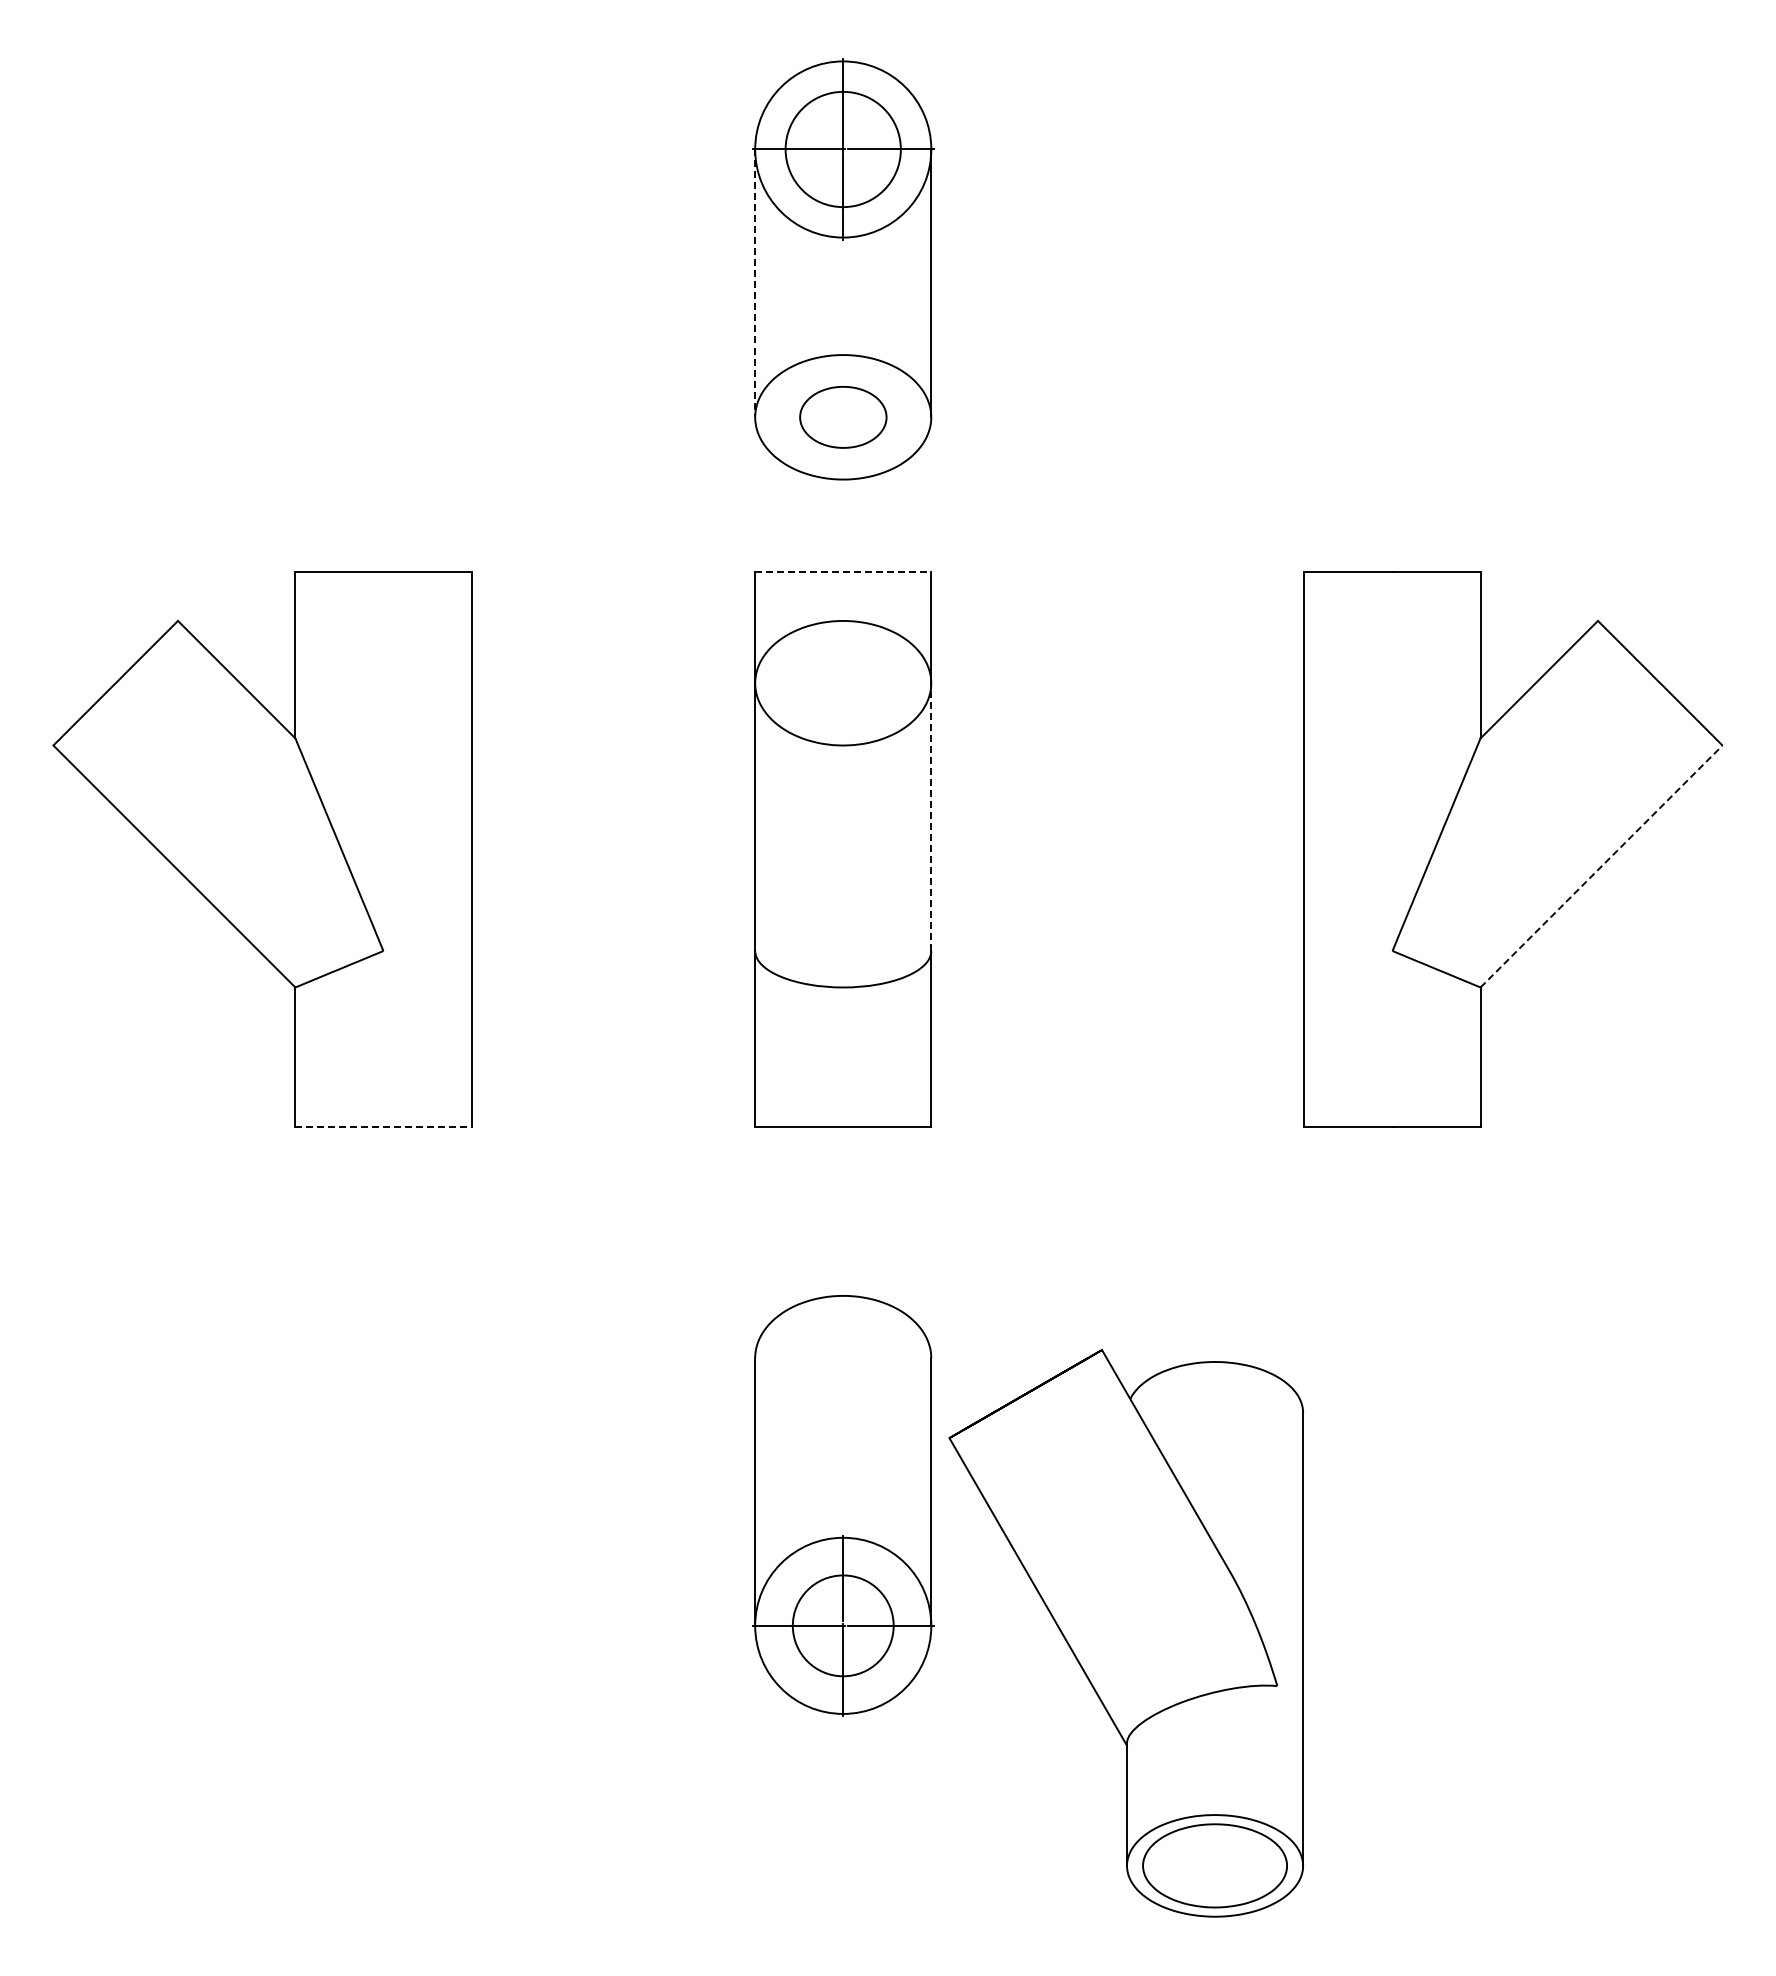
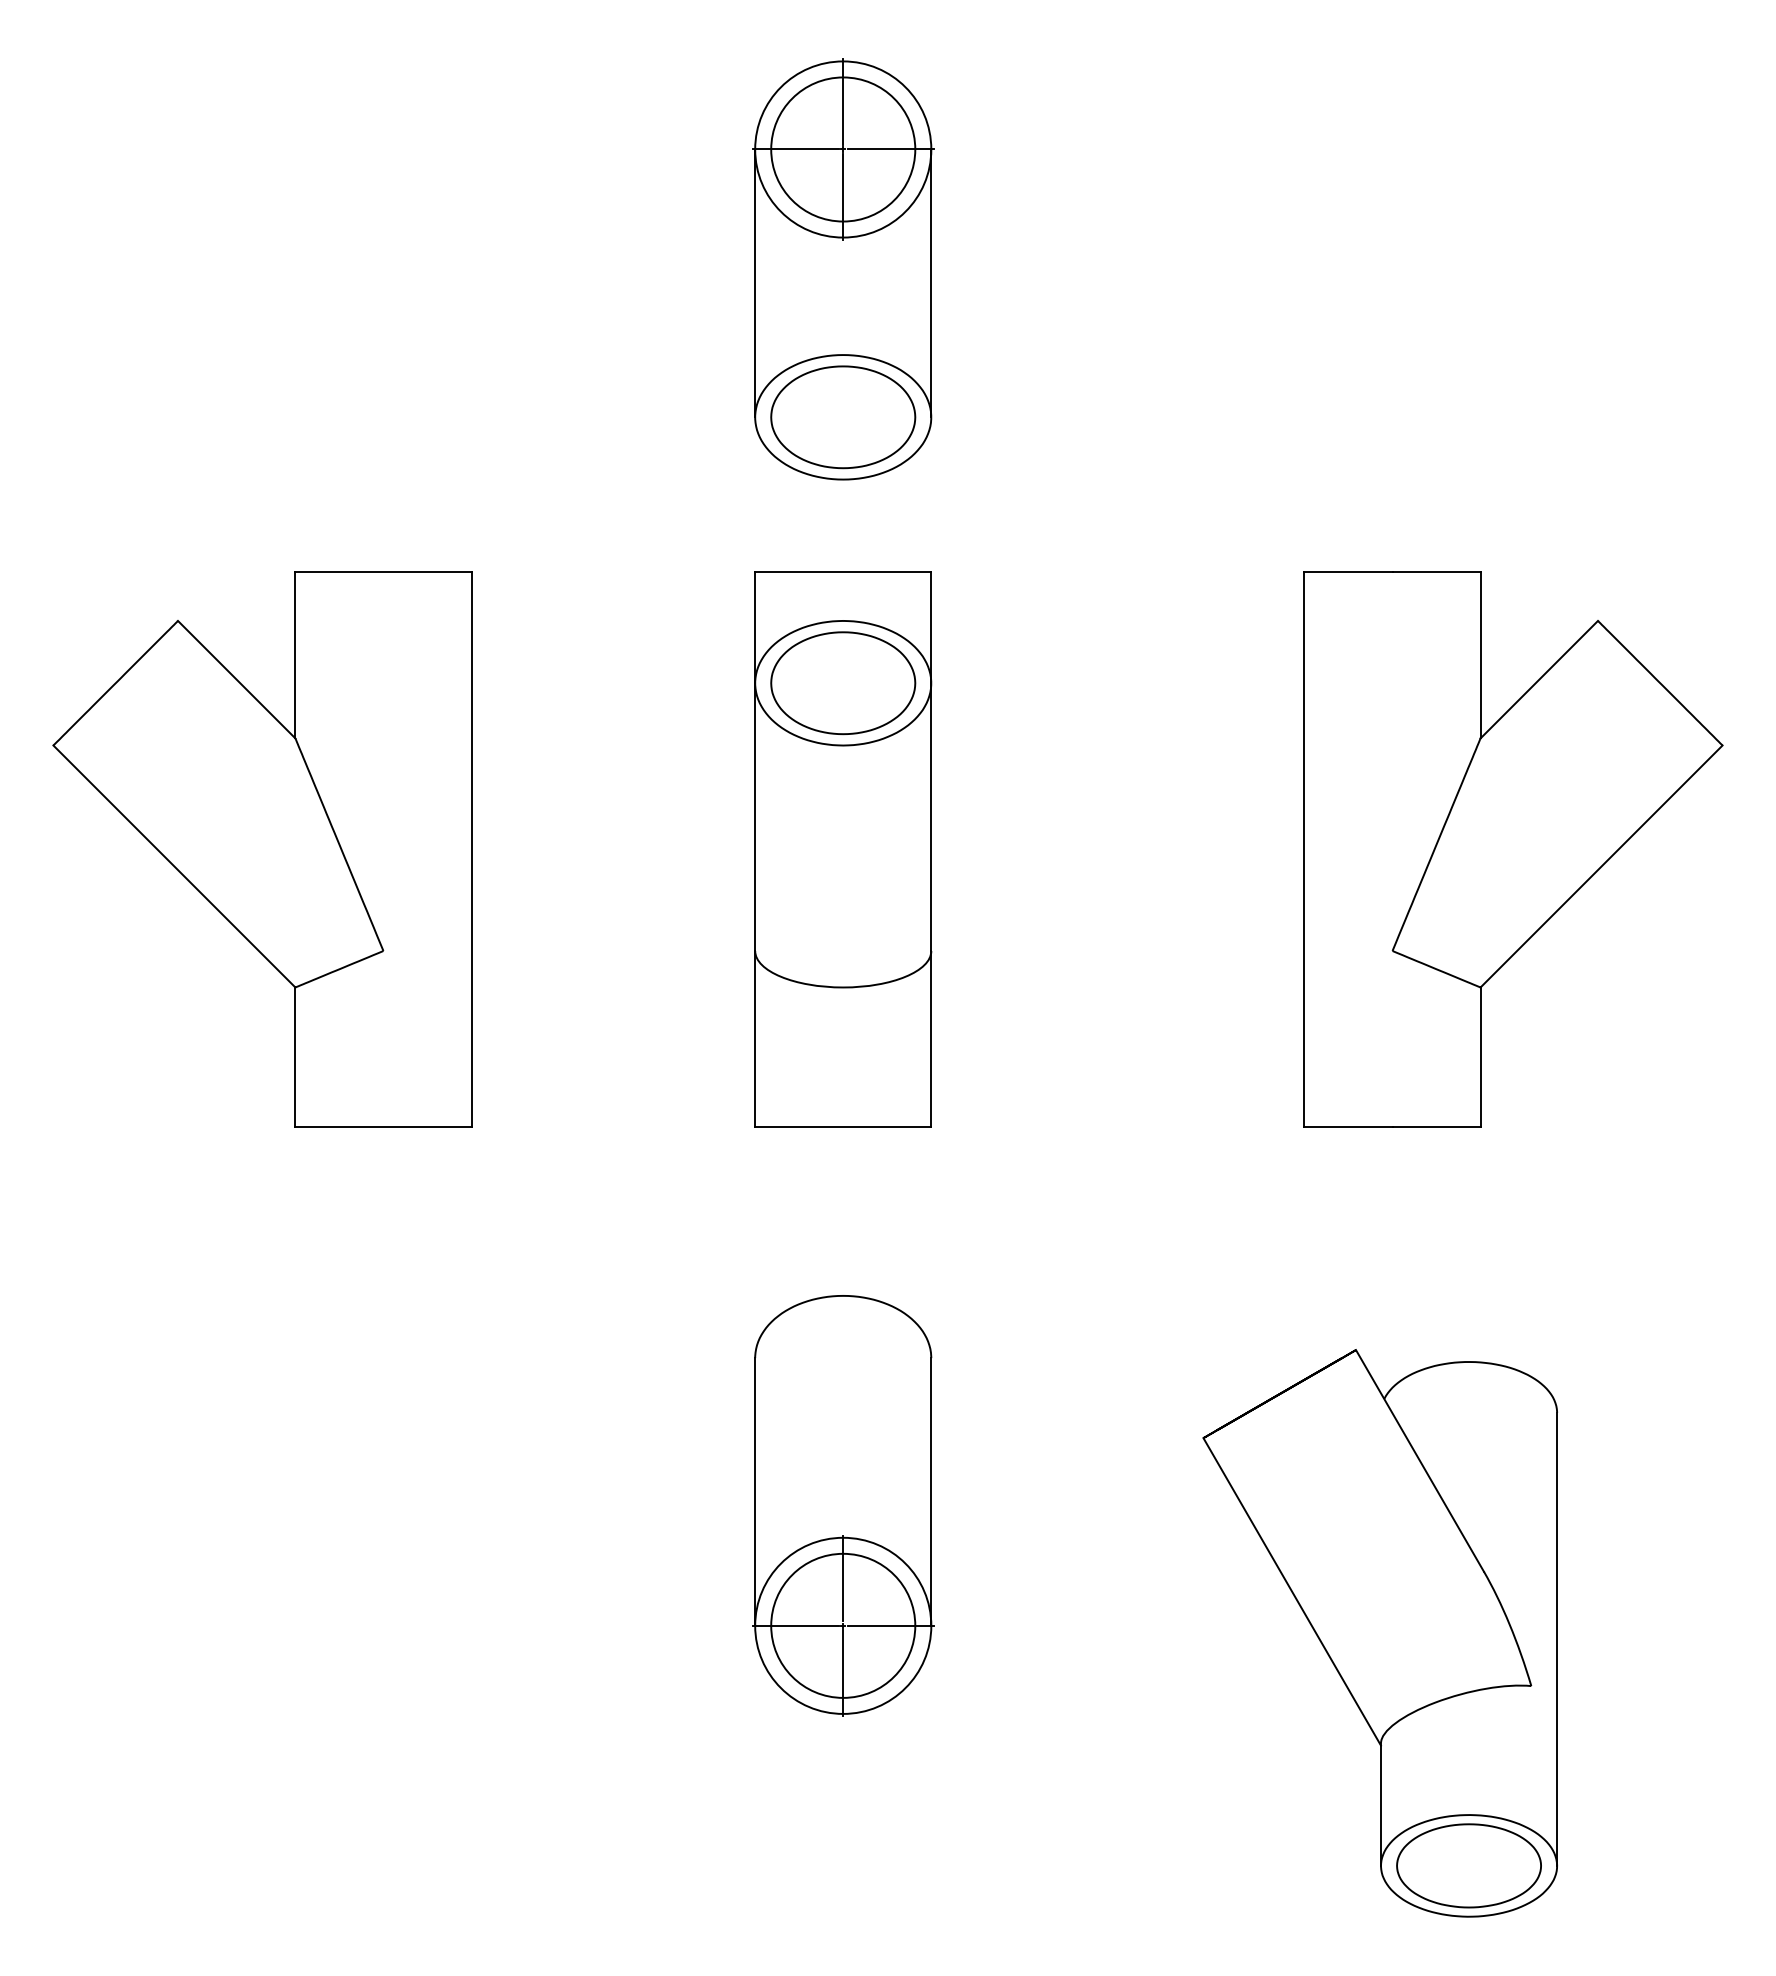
circle diameter: 115 px -> 144 px (843, 149)
line: dashed -> solid (755, 283)
part size: 89x63 px -> 147x105 px (843, 417)
line: dashed -> solid (843, 572)
part: none -> present (843, 683)
line: dashed -> solid (931, 817)
line: dashed -> solid (1601, 866)
line: dashed -> solid (383, 1127)
circle diameter: 101 px -> 144 px (843, 1625)
part position: (1125, 1633) -> (1379, 1633) (1379, 1633)
